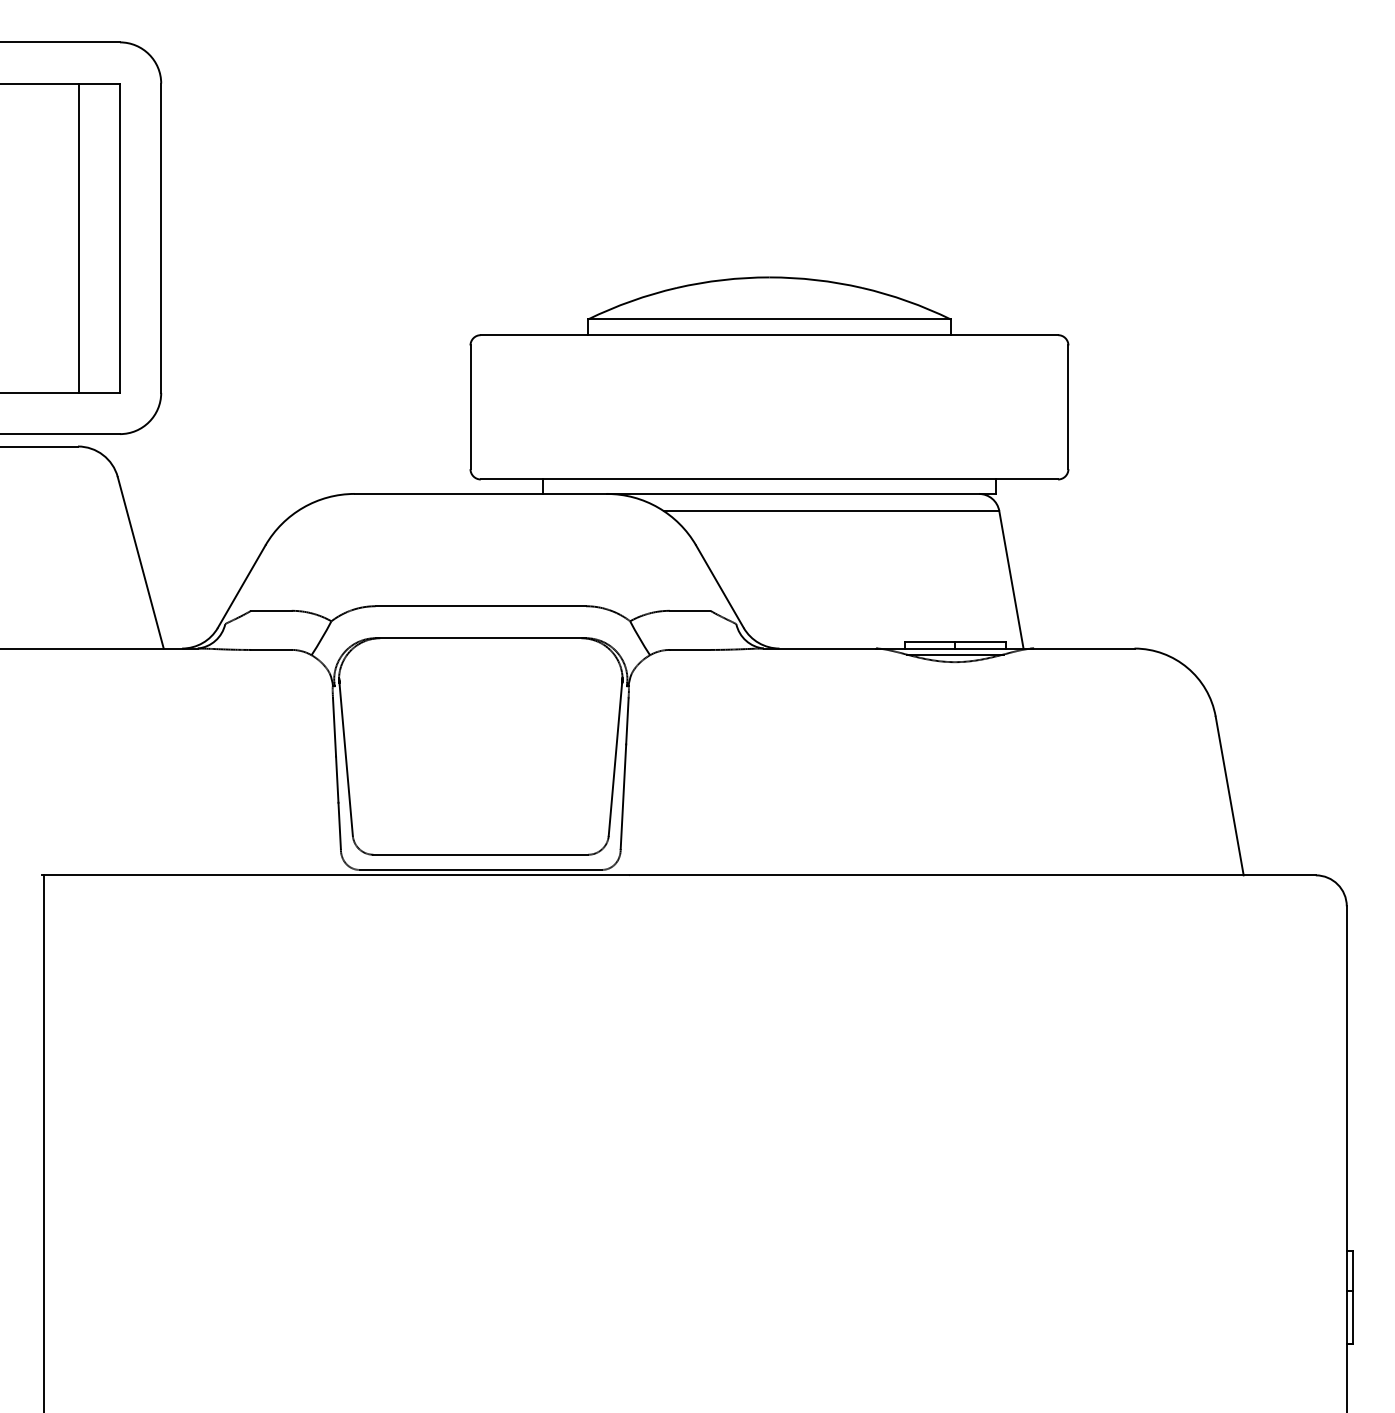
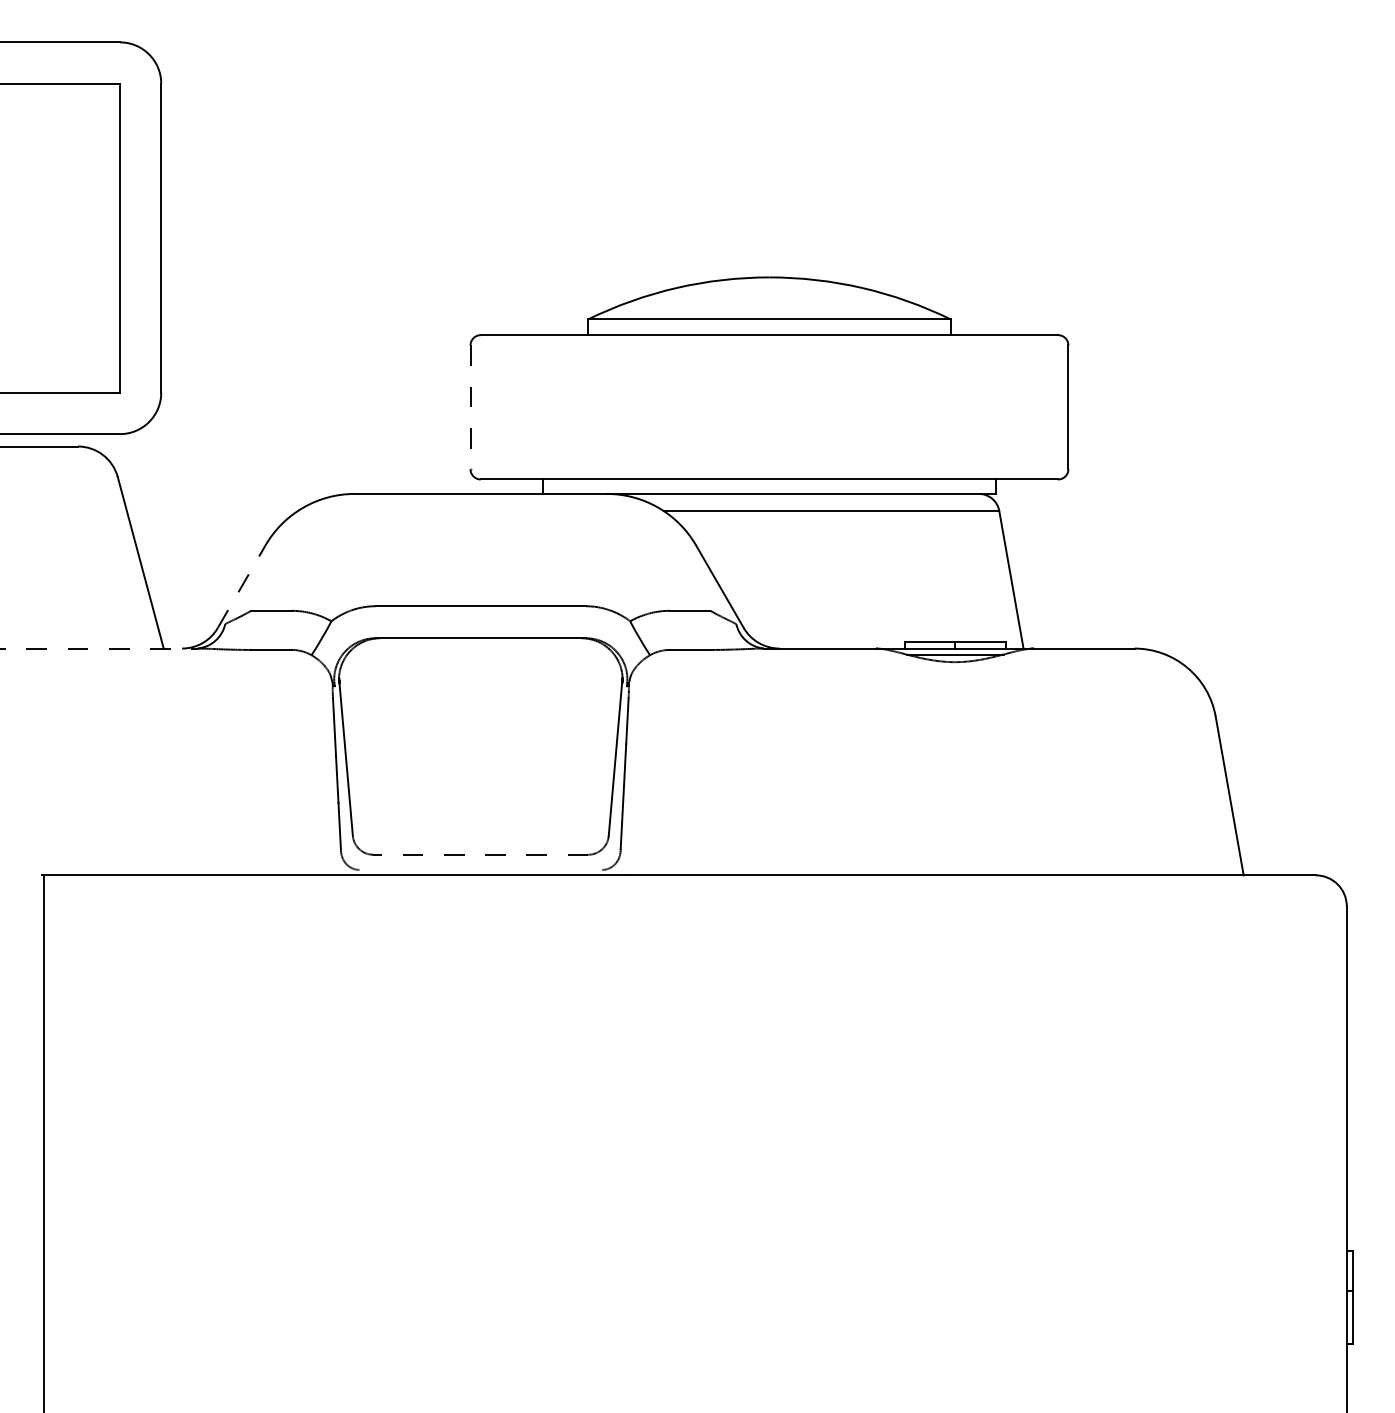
line: present -> none (78, 237)
line: solid -> dashed (470, 407)
line: solid -> dashed (241, 586)
line: solid -> dashed (99, 648)
line: solid -> dashed (480, 854)
line: present -> none (480, 869)
